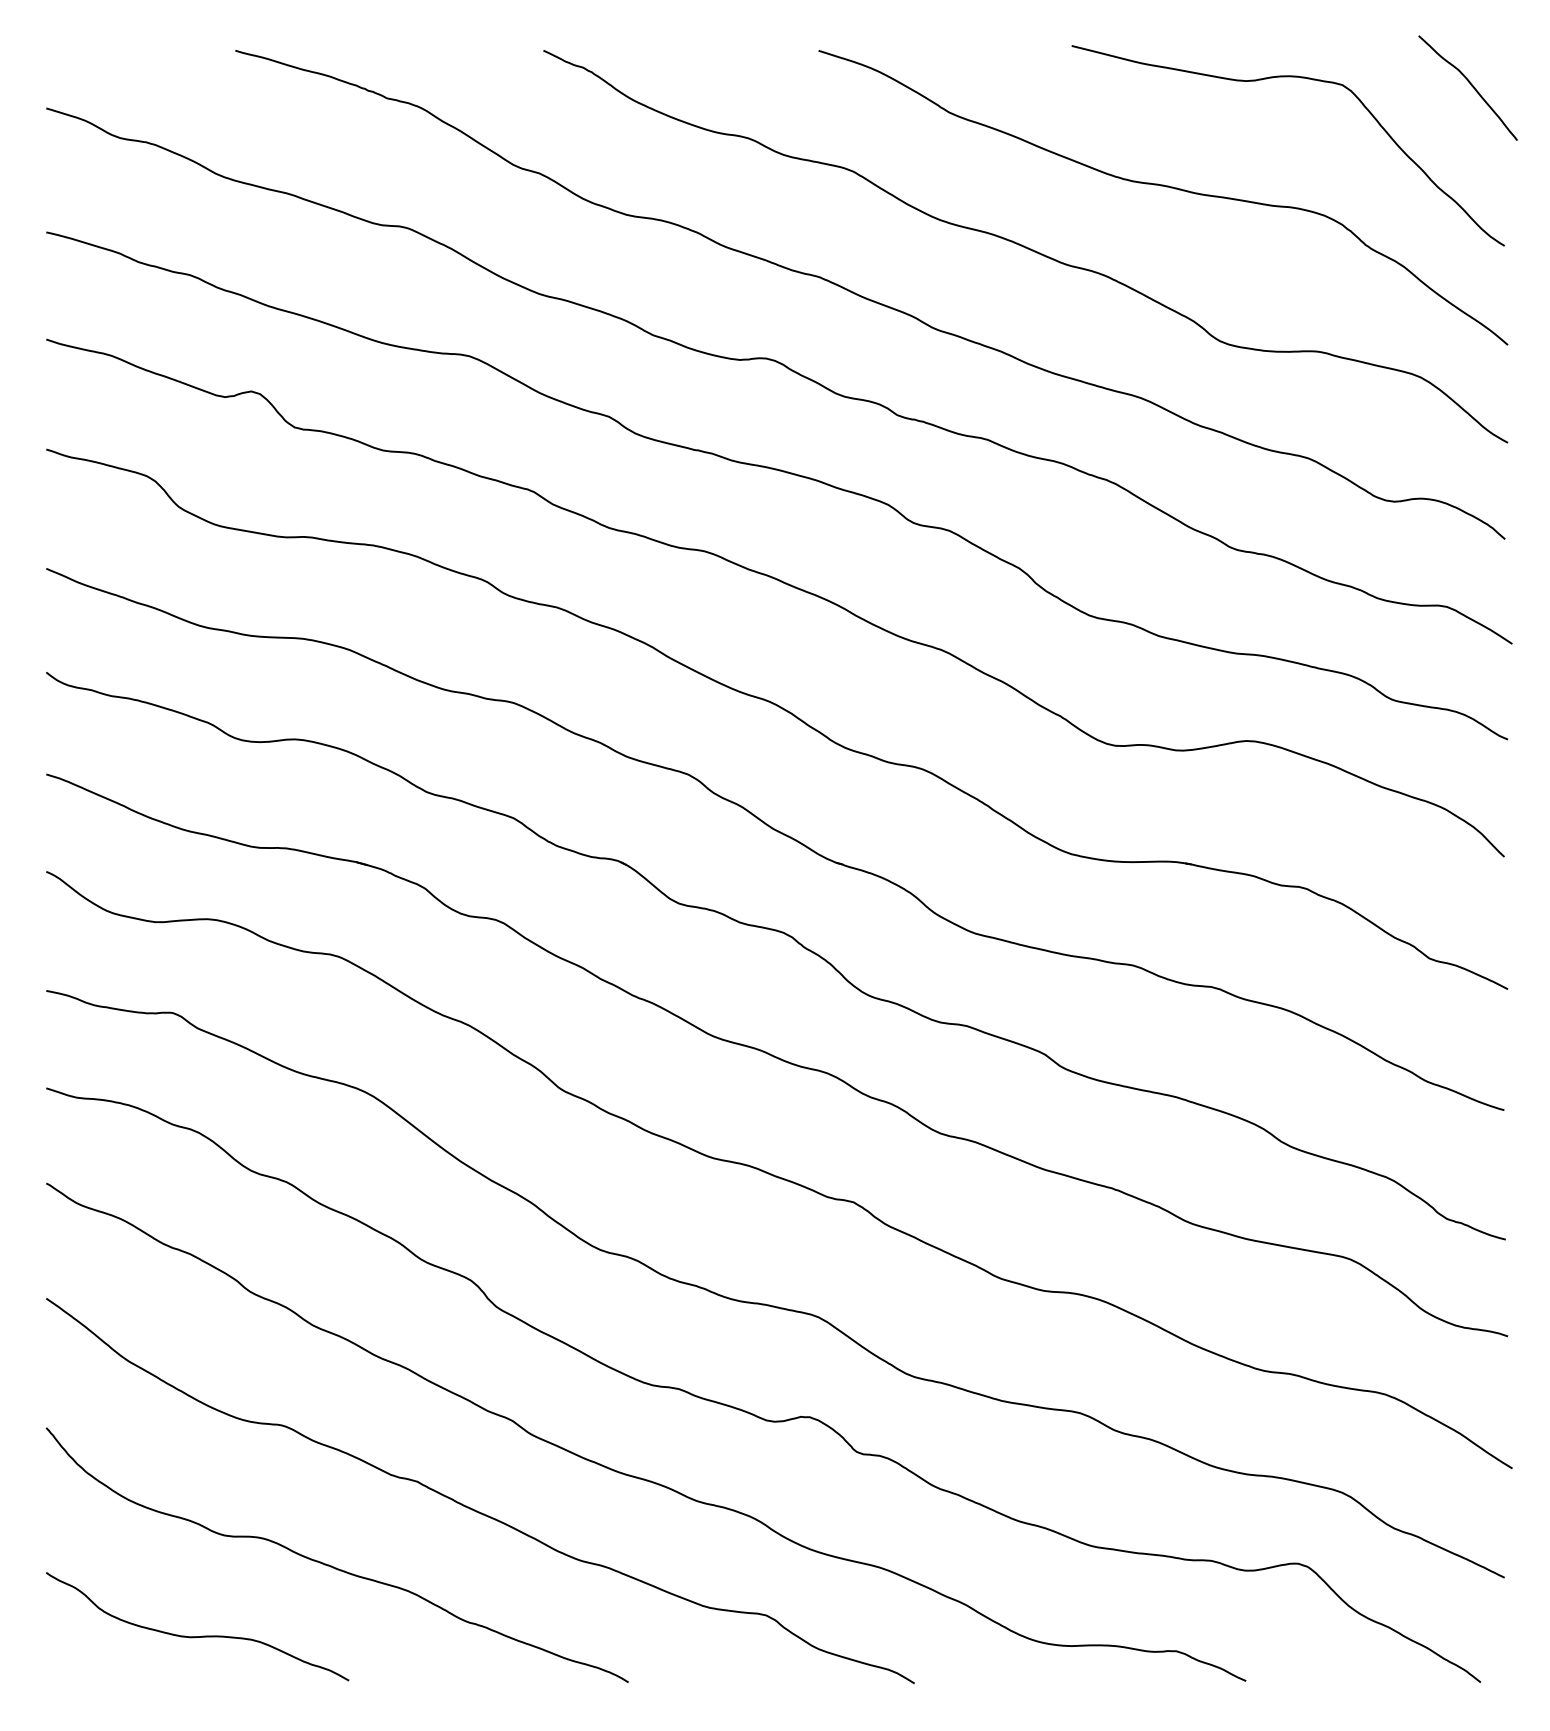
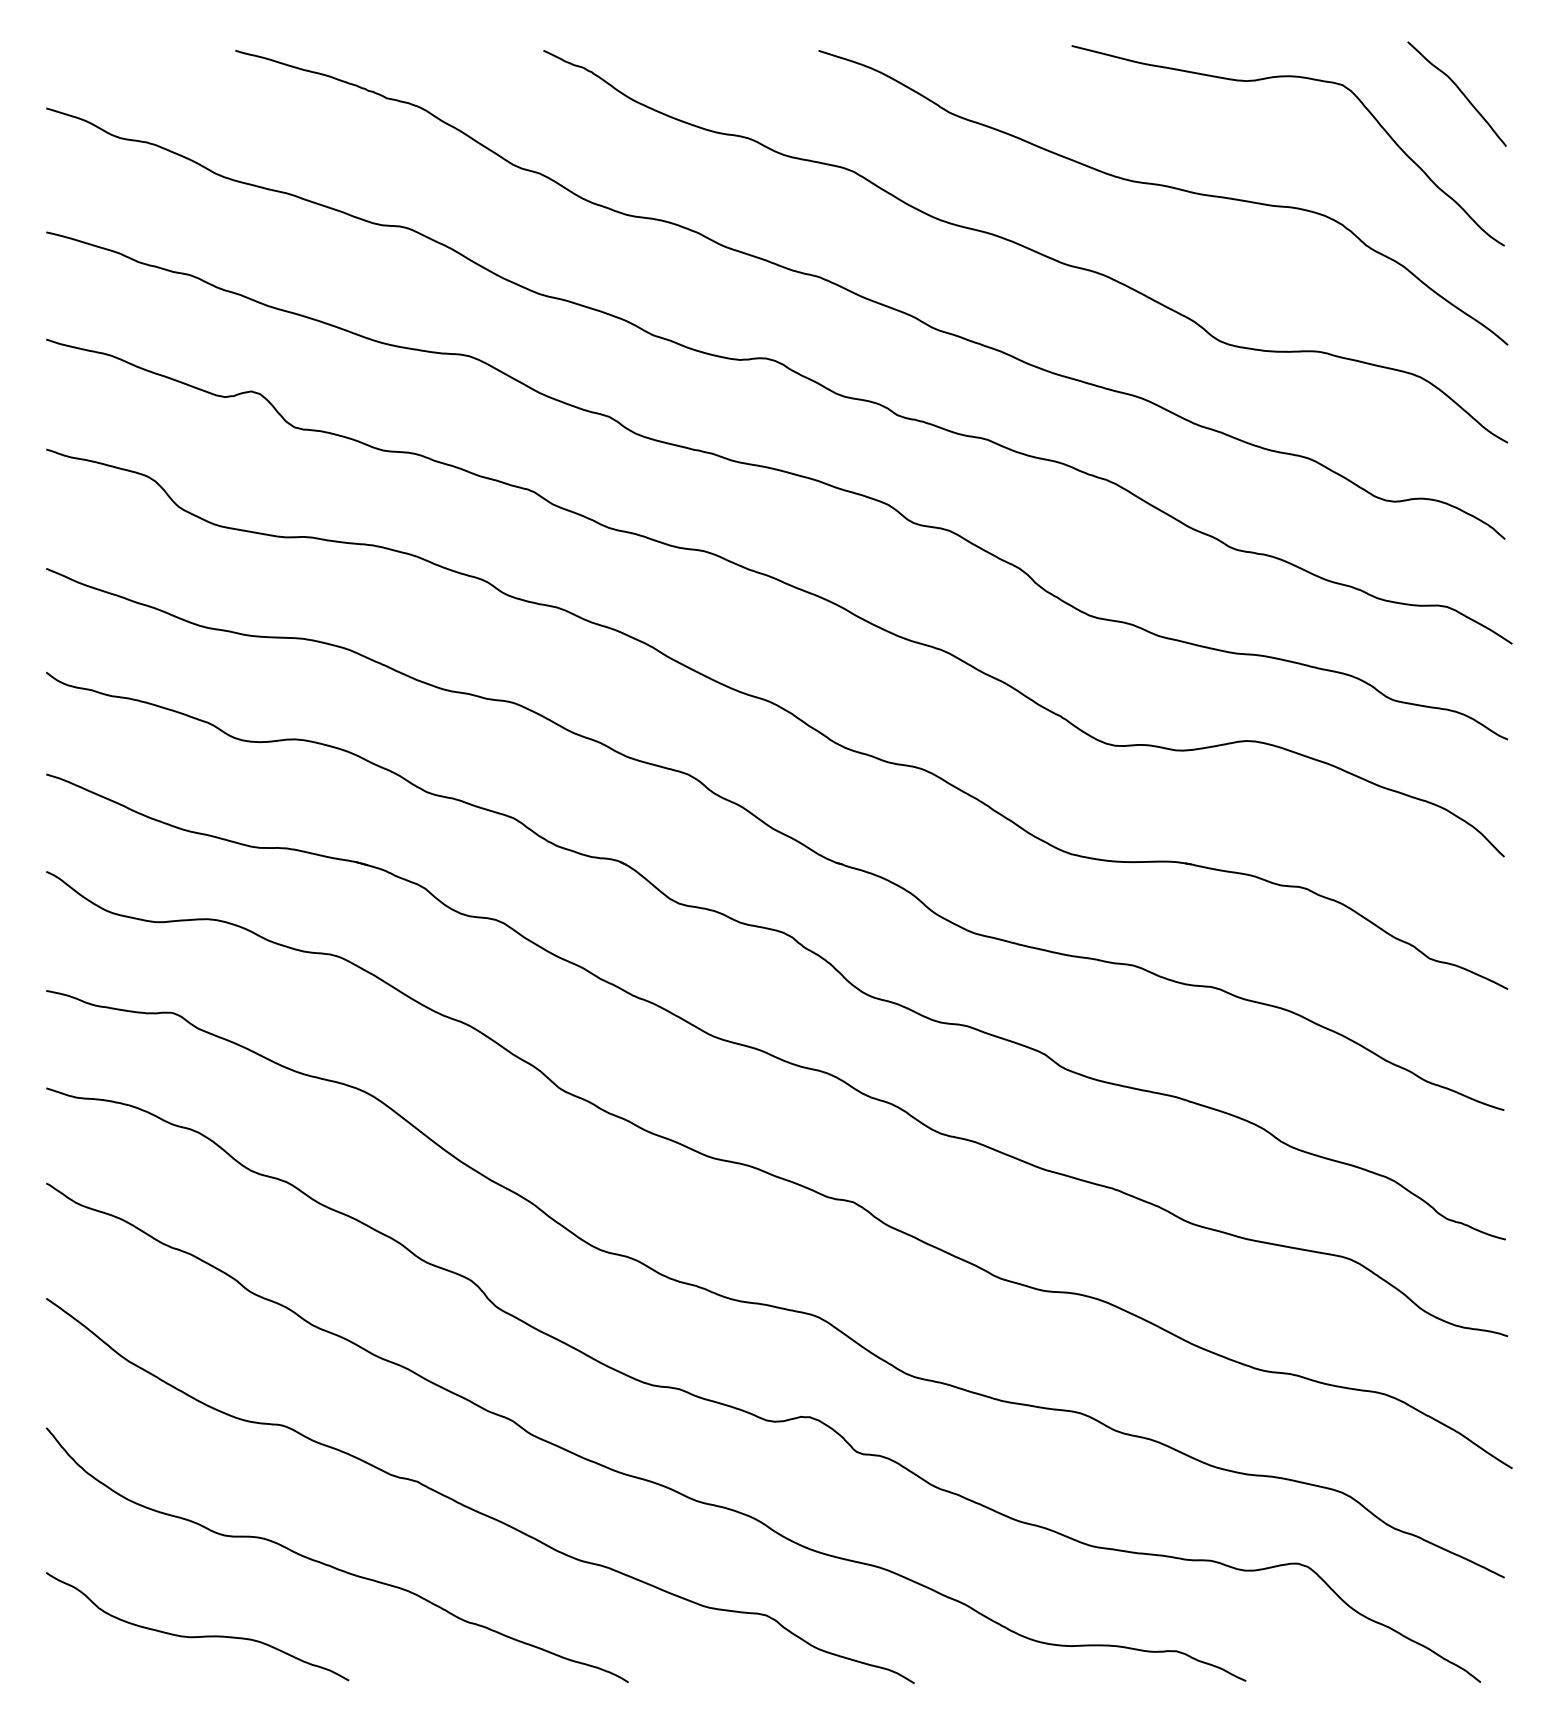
curve position: (1470, 85) -> (1459, 91) (1459, 91)
